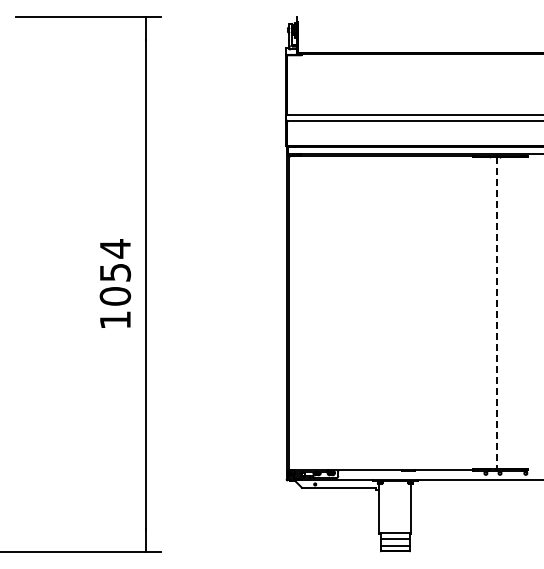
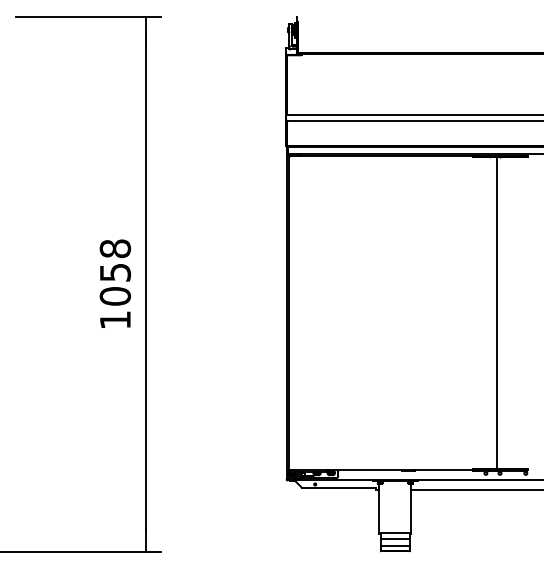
text: 1054 -> 1058 (115, 248)
line: dashed -> solid (496, 313)
line: none -> present (475, 489)
